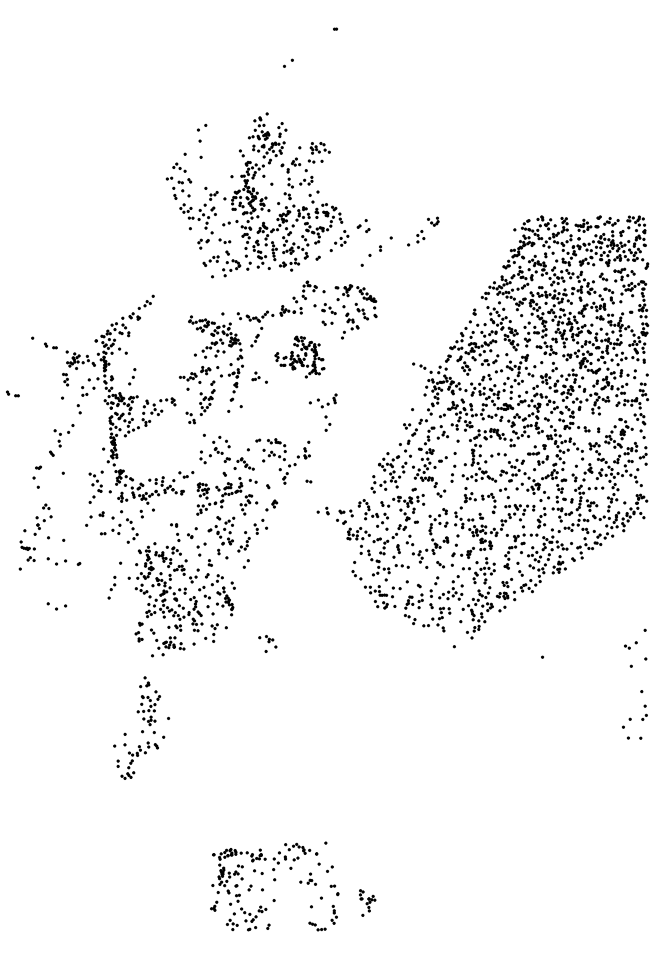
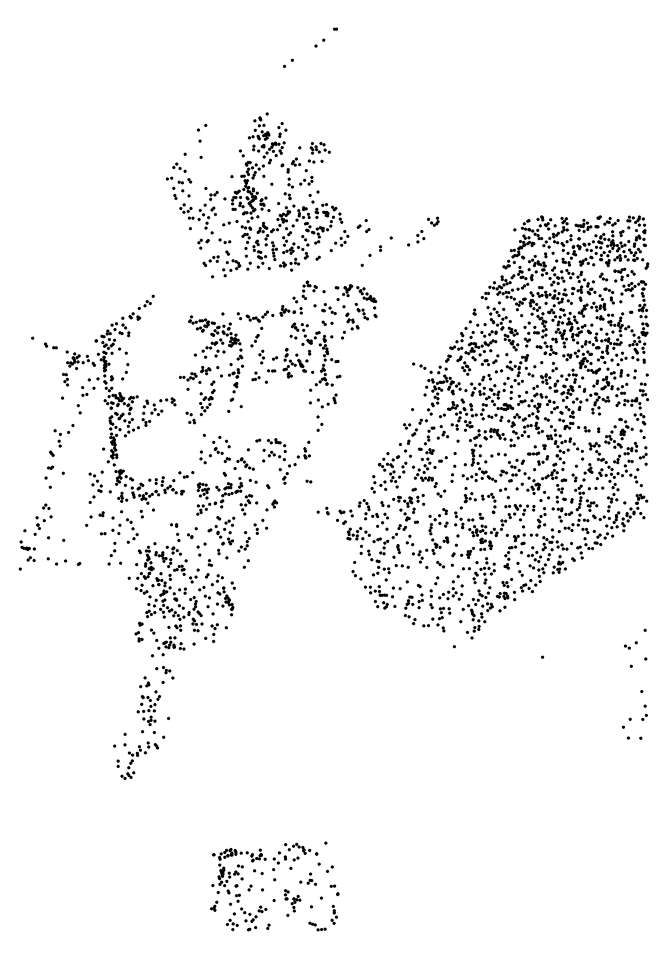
part: none -> present (319, 42)
part size: 52x44 px -> 84x70 px (299, 356)
part position: (132, 376) -> (125, 371) (125, 371)
part: present -> none (12, 393)
part position: (327, 423) -> (319, 423) (319, 423)
part position: (36, 476) -> (48, 476) (48, 476)
part position: (111, 587) -> (111, 553) (111, 553)
part: present -> none (56, 606)
part position: (267, 643) -> (164, 674) (164, 674)
part position: (367, 902) -> (292, 902) (292, 902)
